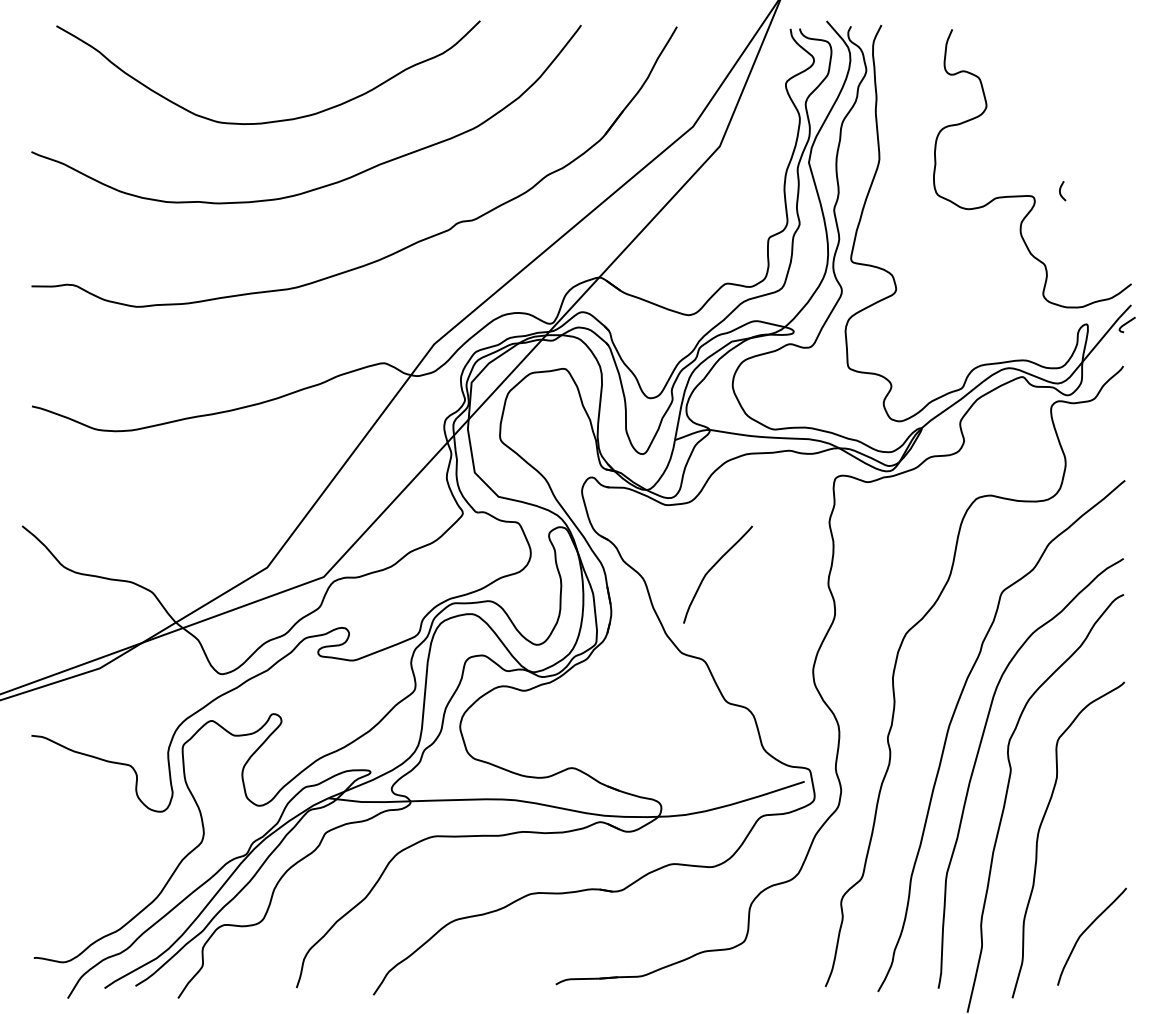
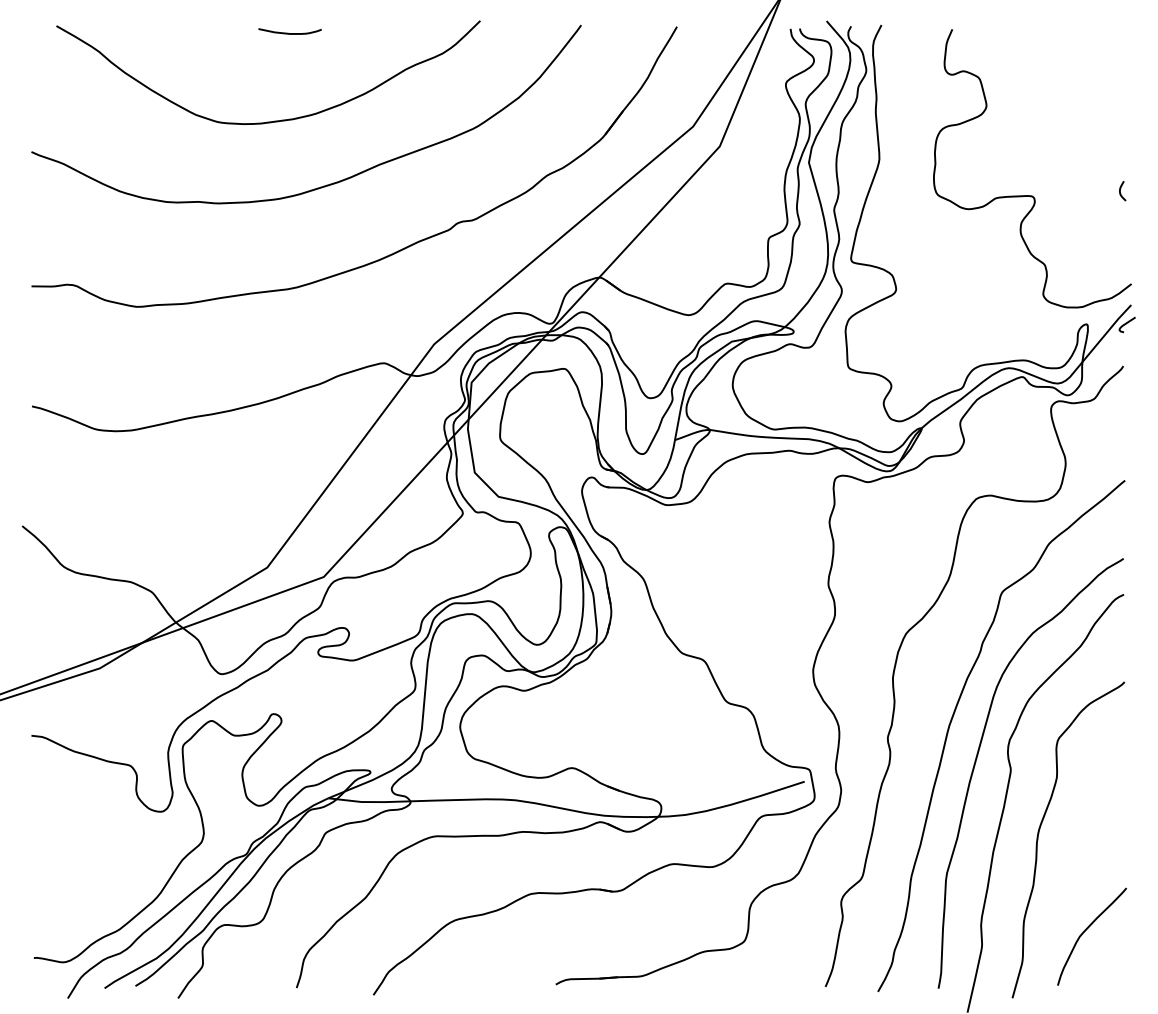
curve: none -> present (288, 32)
curve position: (1060, 191) -> (1120, 191) (1120, 191)
curve: present -> none (712, 568)
